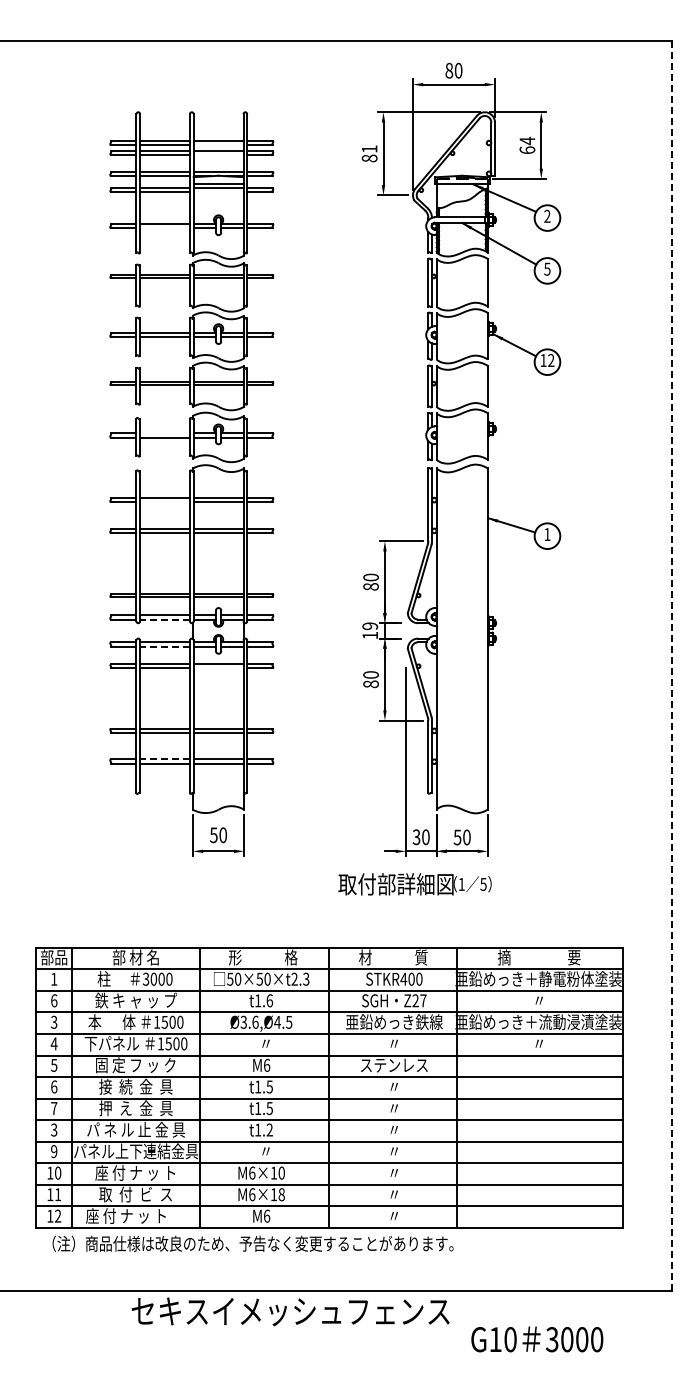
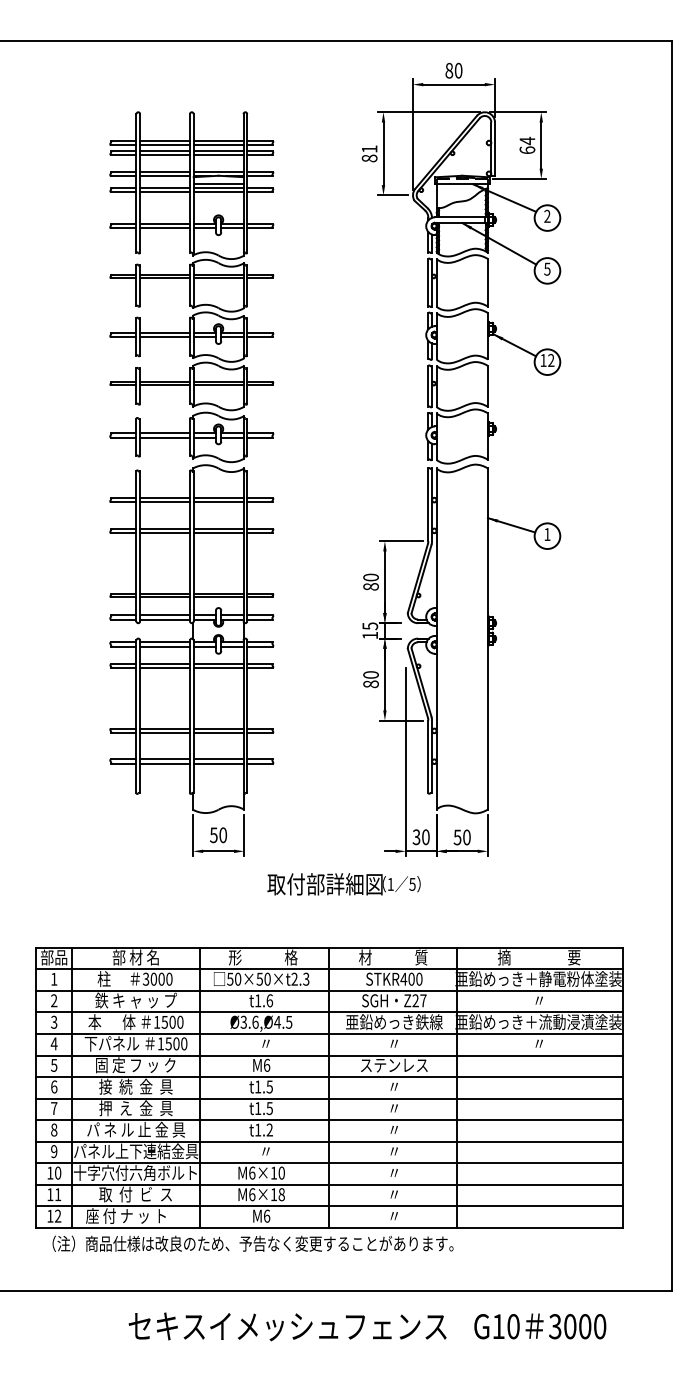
line: none -> present (218, 145)
line: none -> present (218, 155)
line: none -> present (218, 192)
line: none -> present (164, 228)
line: none -> present (164, 432)
line: none -> present (164, 502)
line: dashed -> solid (165, 619)
text: 19 -> 15 (369, 626)
line: dashed -> solid (165, 646)
line: dashed -> solid (672, 666)
line: none -> present (218, 668)
line: dashed -> solid (165, 759)
text position: (414, 884) -> (343, 884) (343, 884)
text: 6 -> 2 (54, 1000)
text: 3 -> 8 (54, 1129)
text: 座 付 ナ ッ ト -> 十字穴付六角ボルト (135, 1172)
text position: (290, 1311) -> (287, 1326) (287, 1326)
text position: (537, 1339) -> (540, 1326) (540, 1326)
